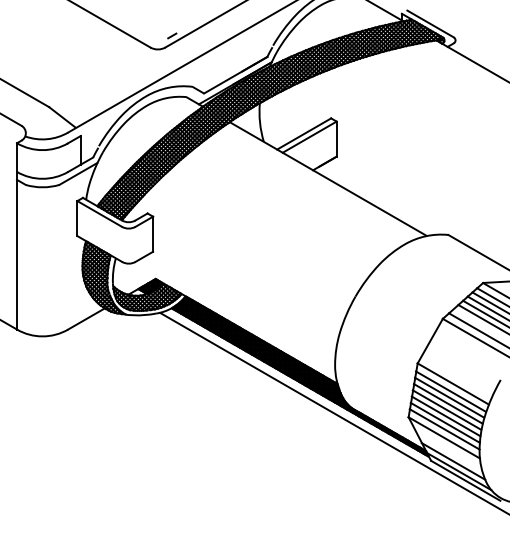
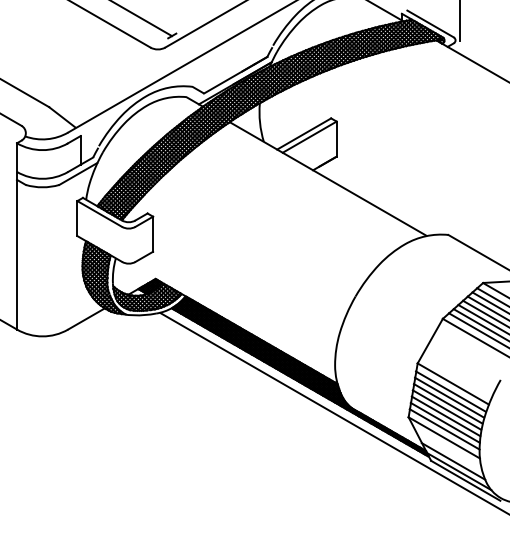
line: none -> present (142, 19)
line: none -> present (459, 21)
line: none -> present (479, 324)
